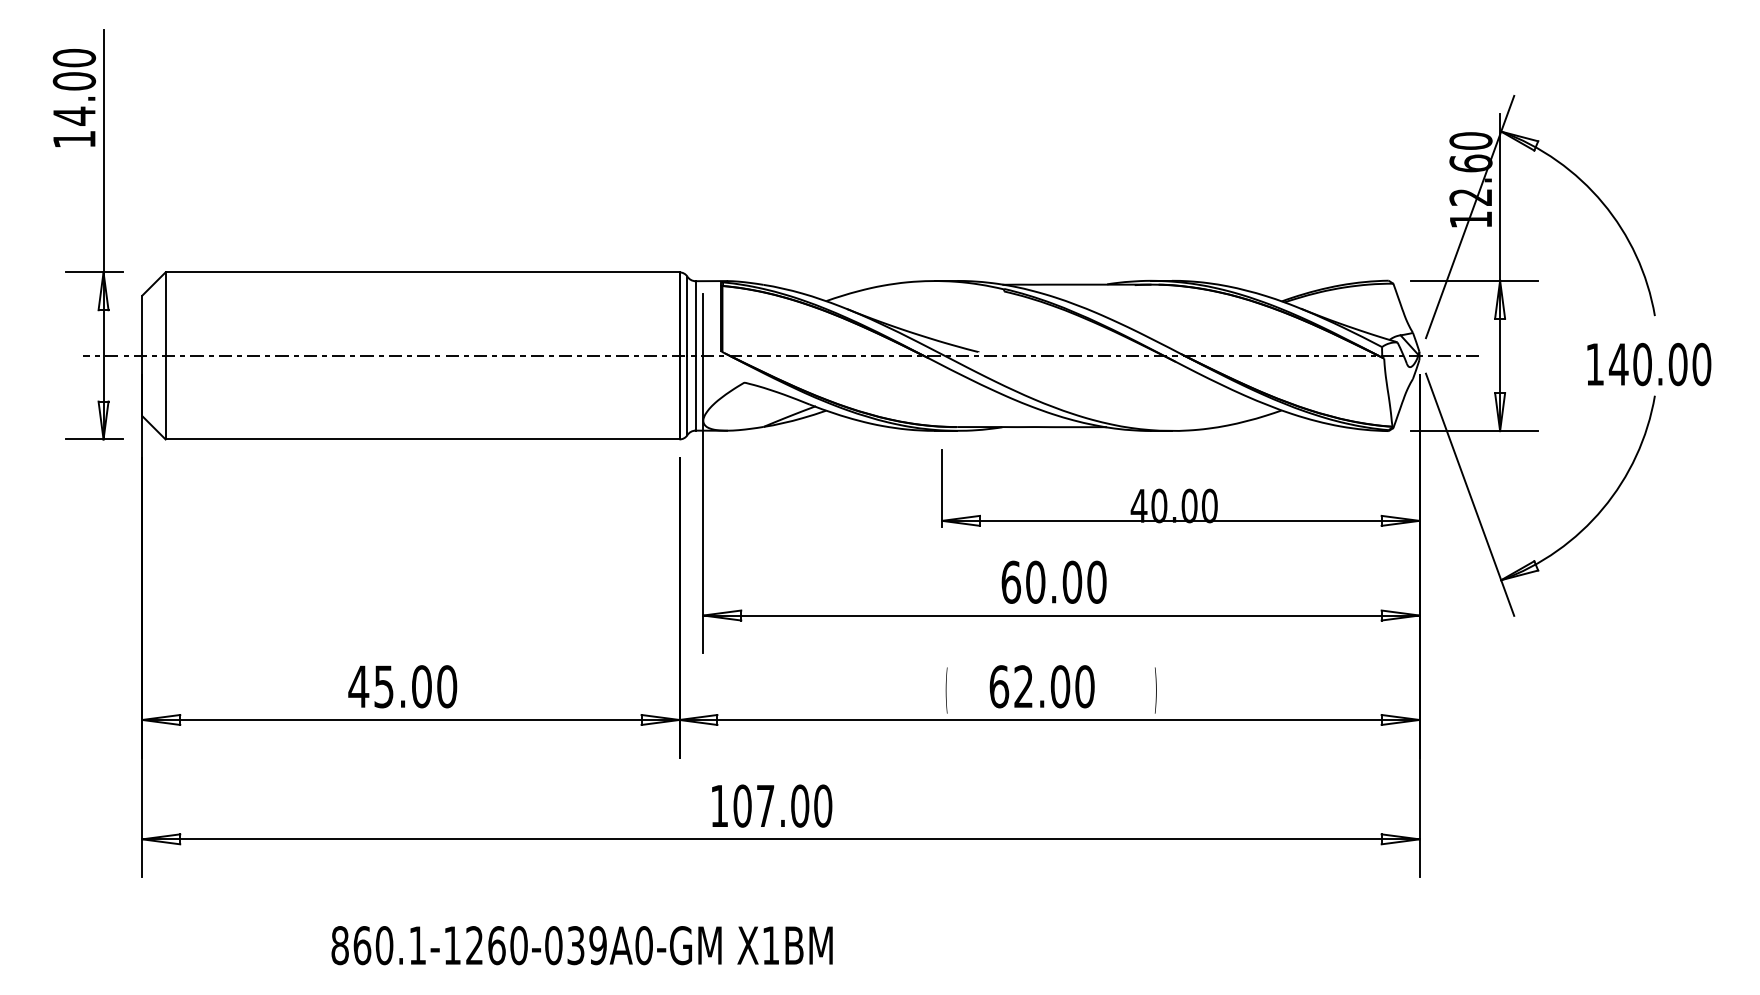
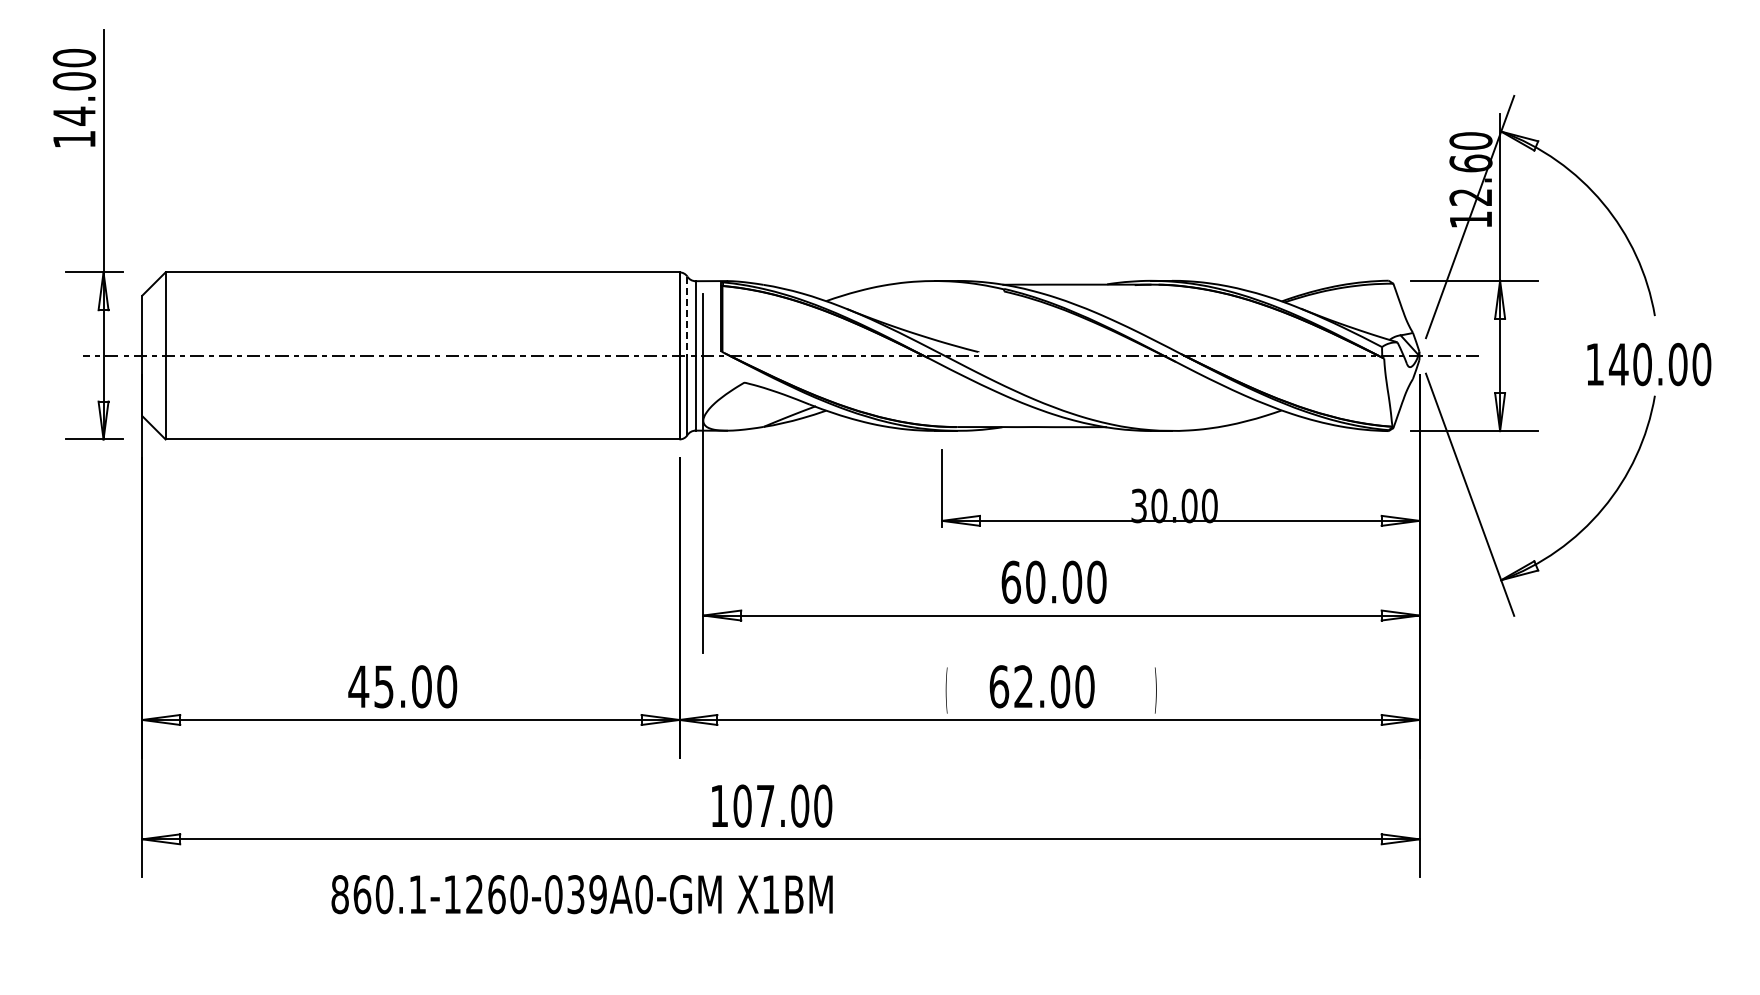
line: solid -> dashed (687, 316)
text: 40.00 -> 30.00 (1138, 505)
text position: (581, 945) -> (581, 894) (581, 894)
